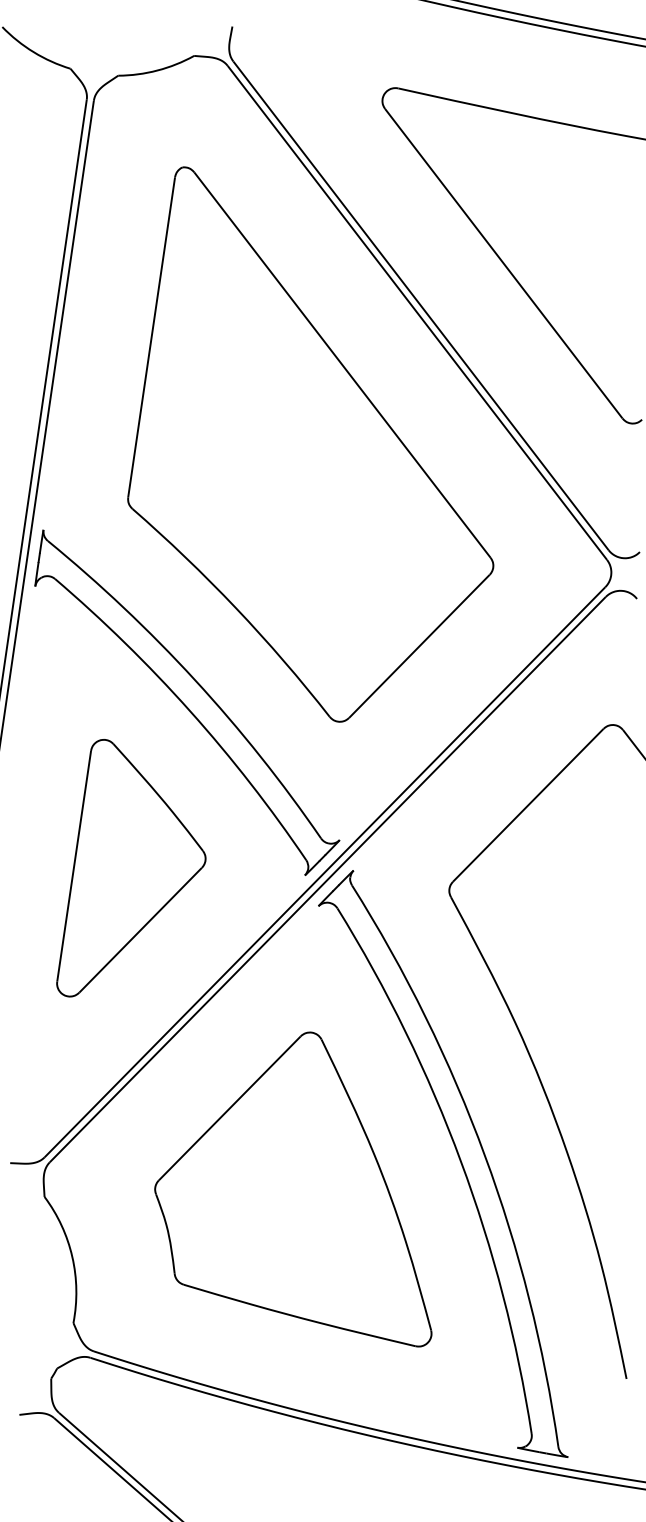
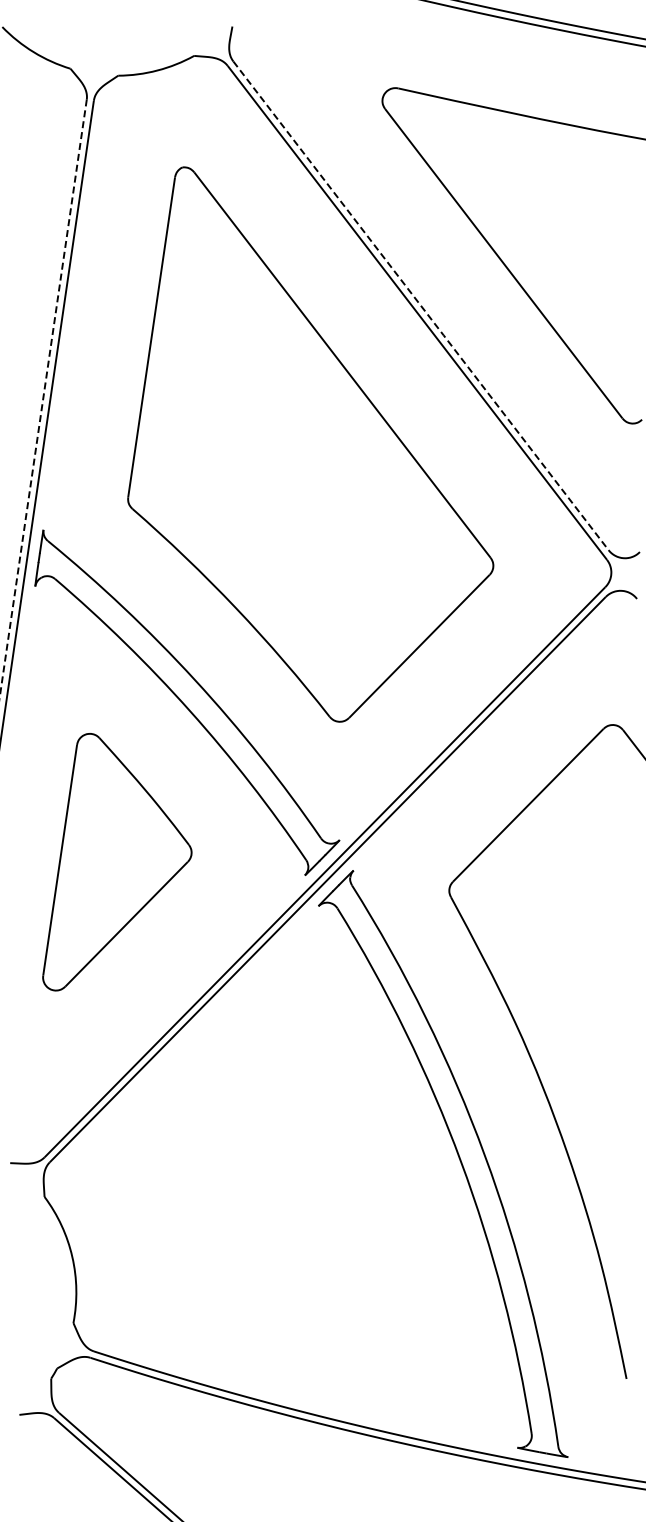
line: solid -> dashed (421, 306)
line: solid -> dashed (43, 398)
part position: (131, 868) -> (117, 862) (117, 862)
part: present -> none (293, 1189)
